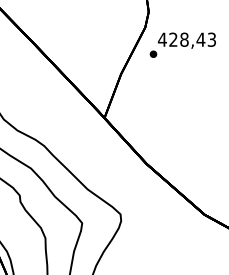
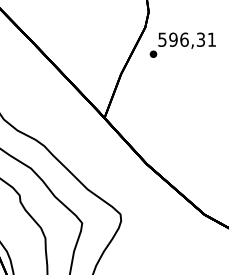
text: 428,43 -> 596,31 (186, 39)
